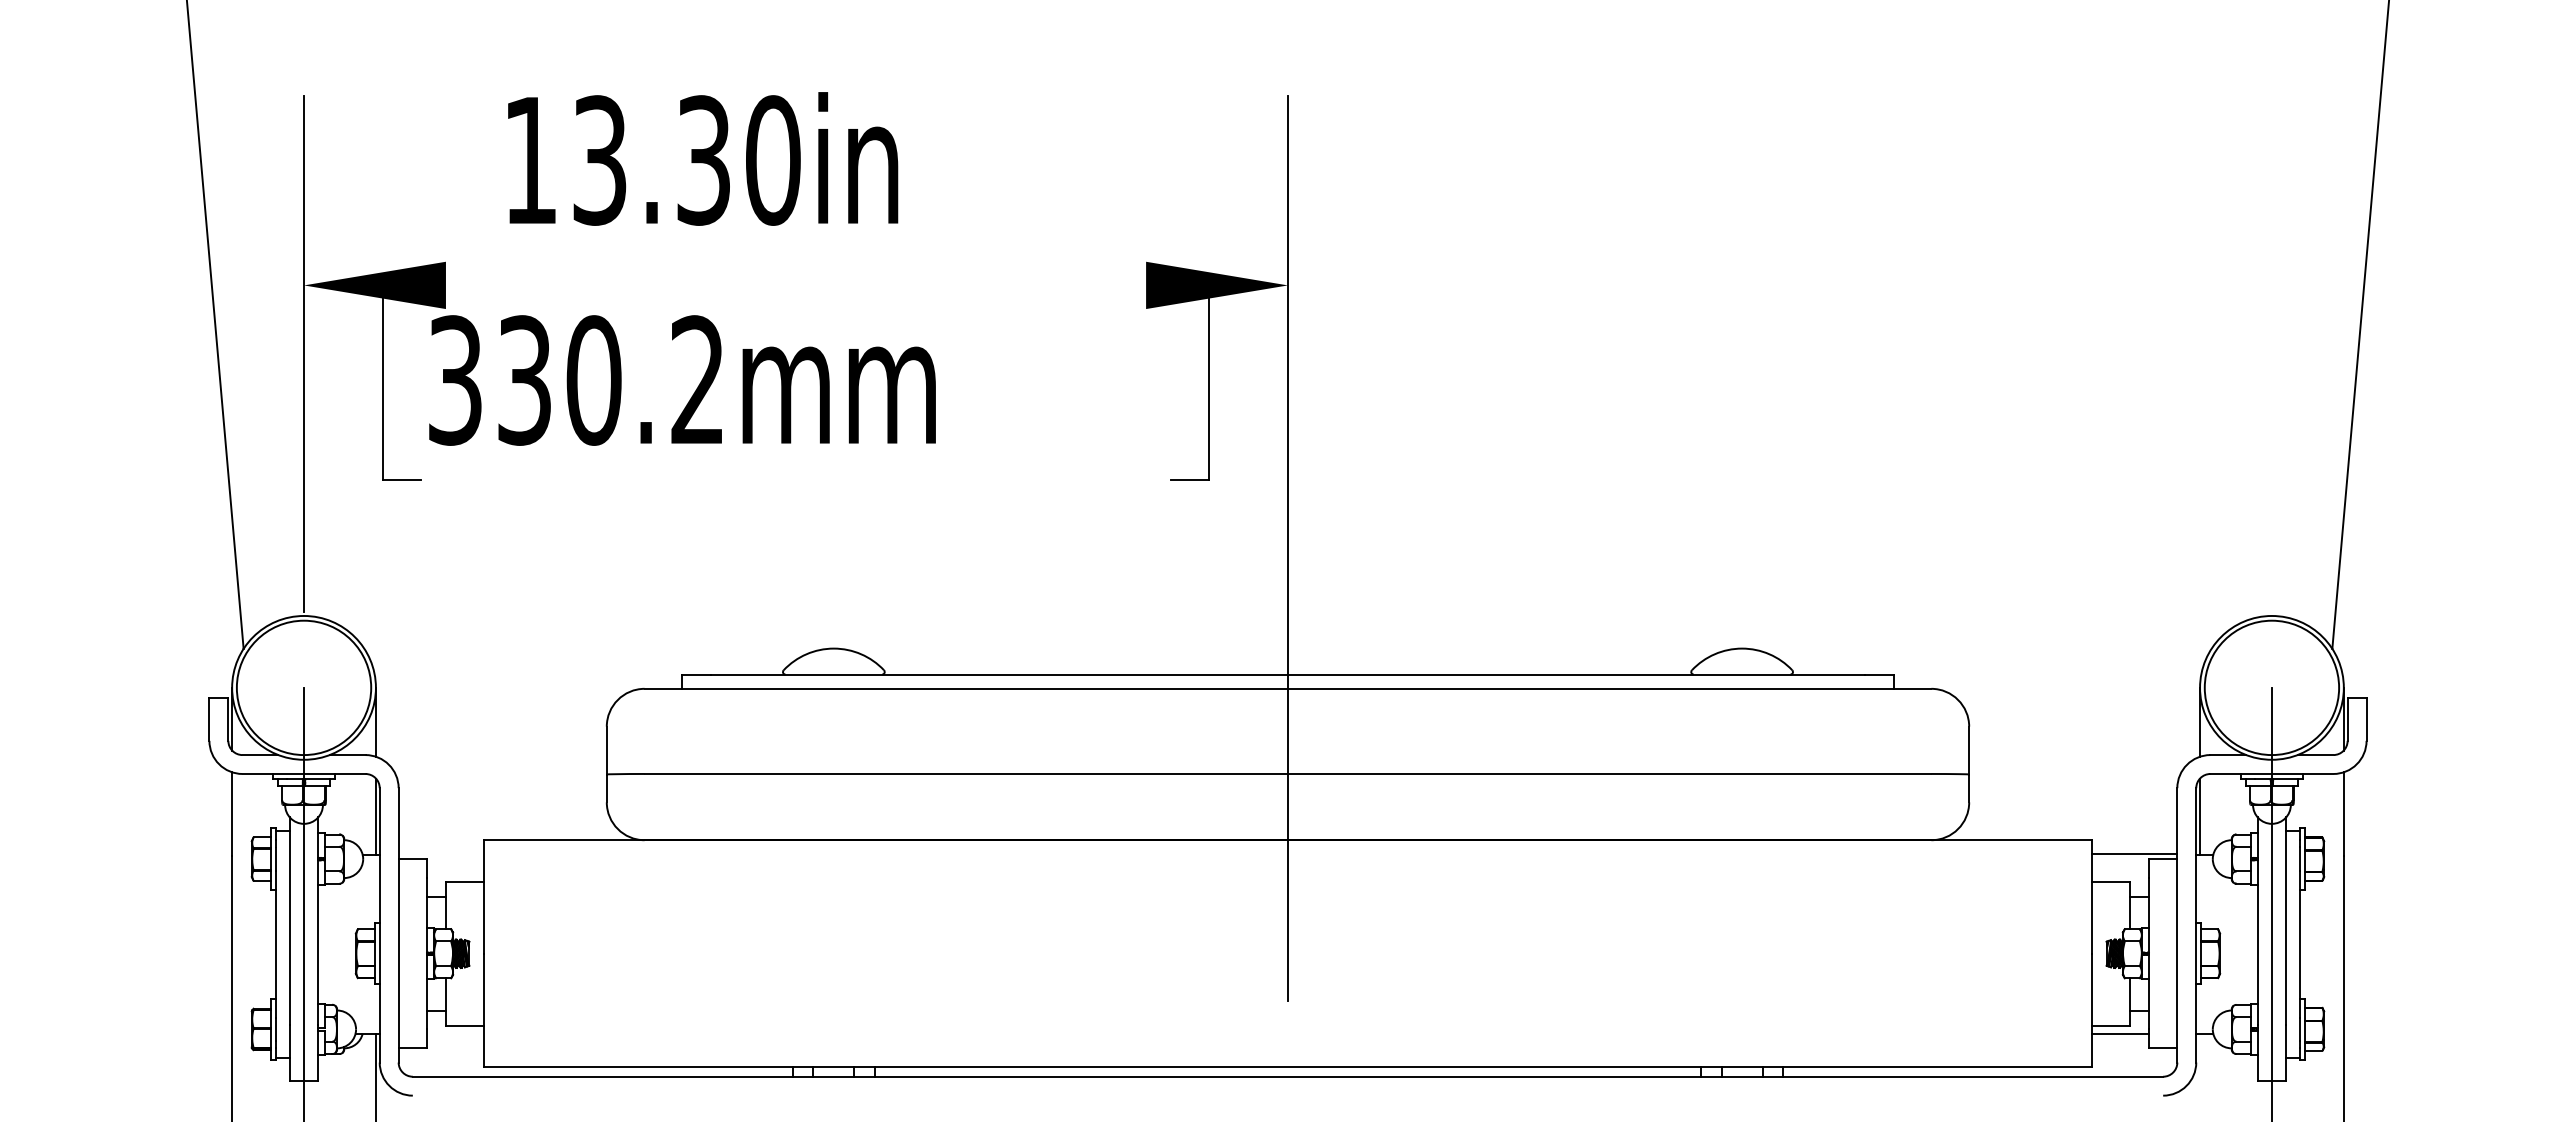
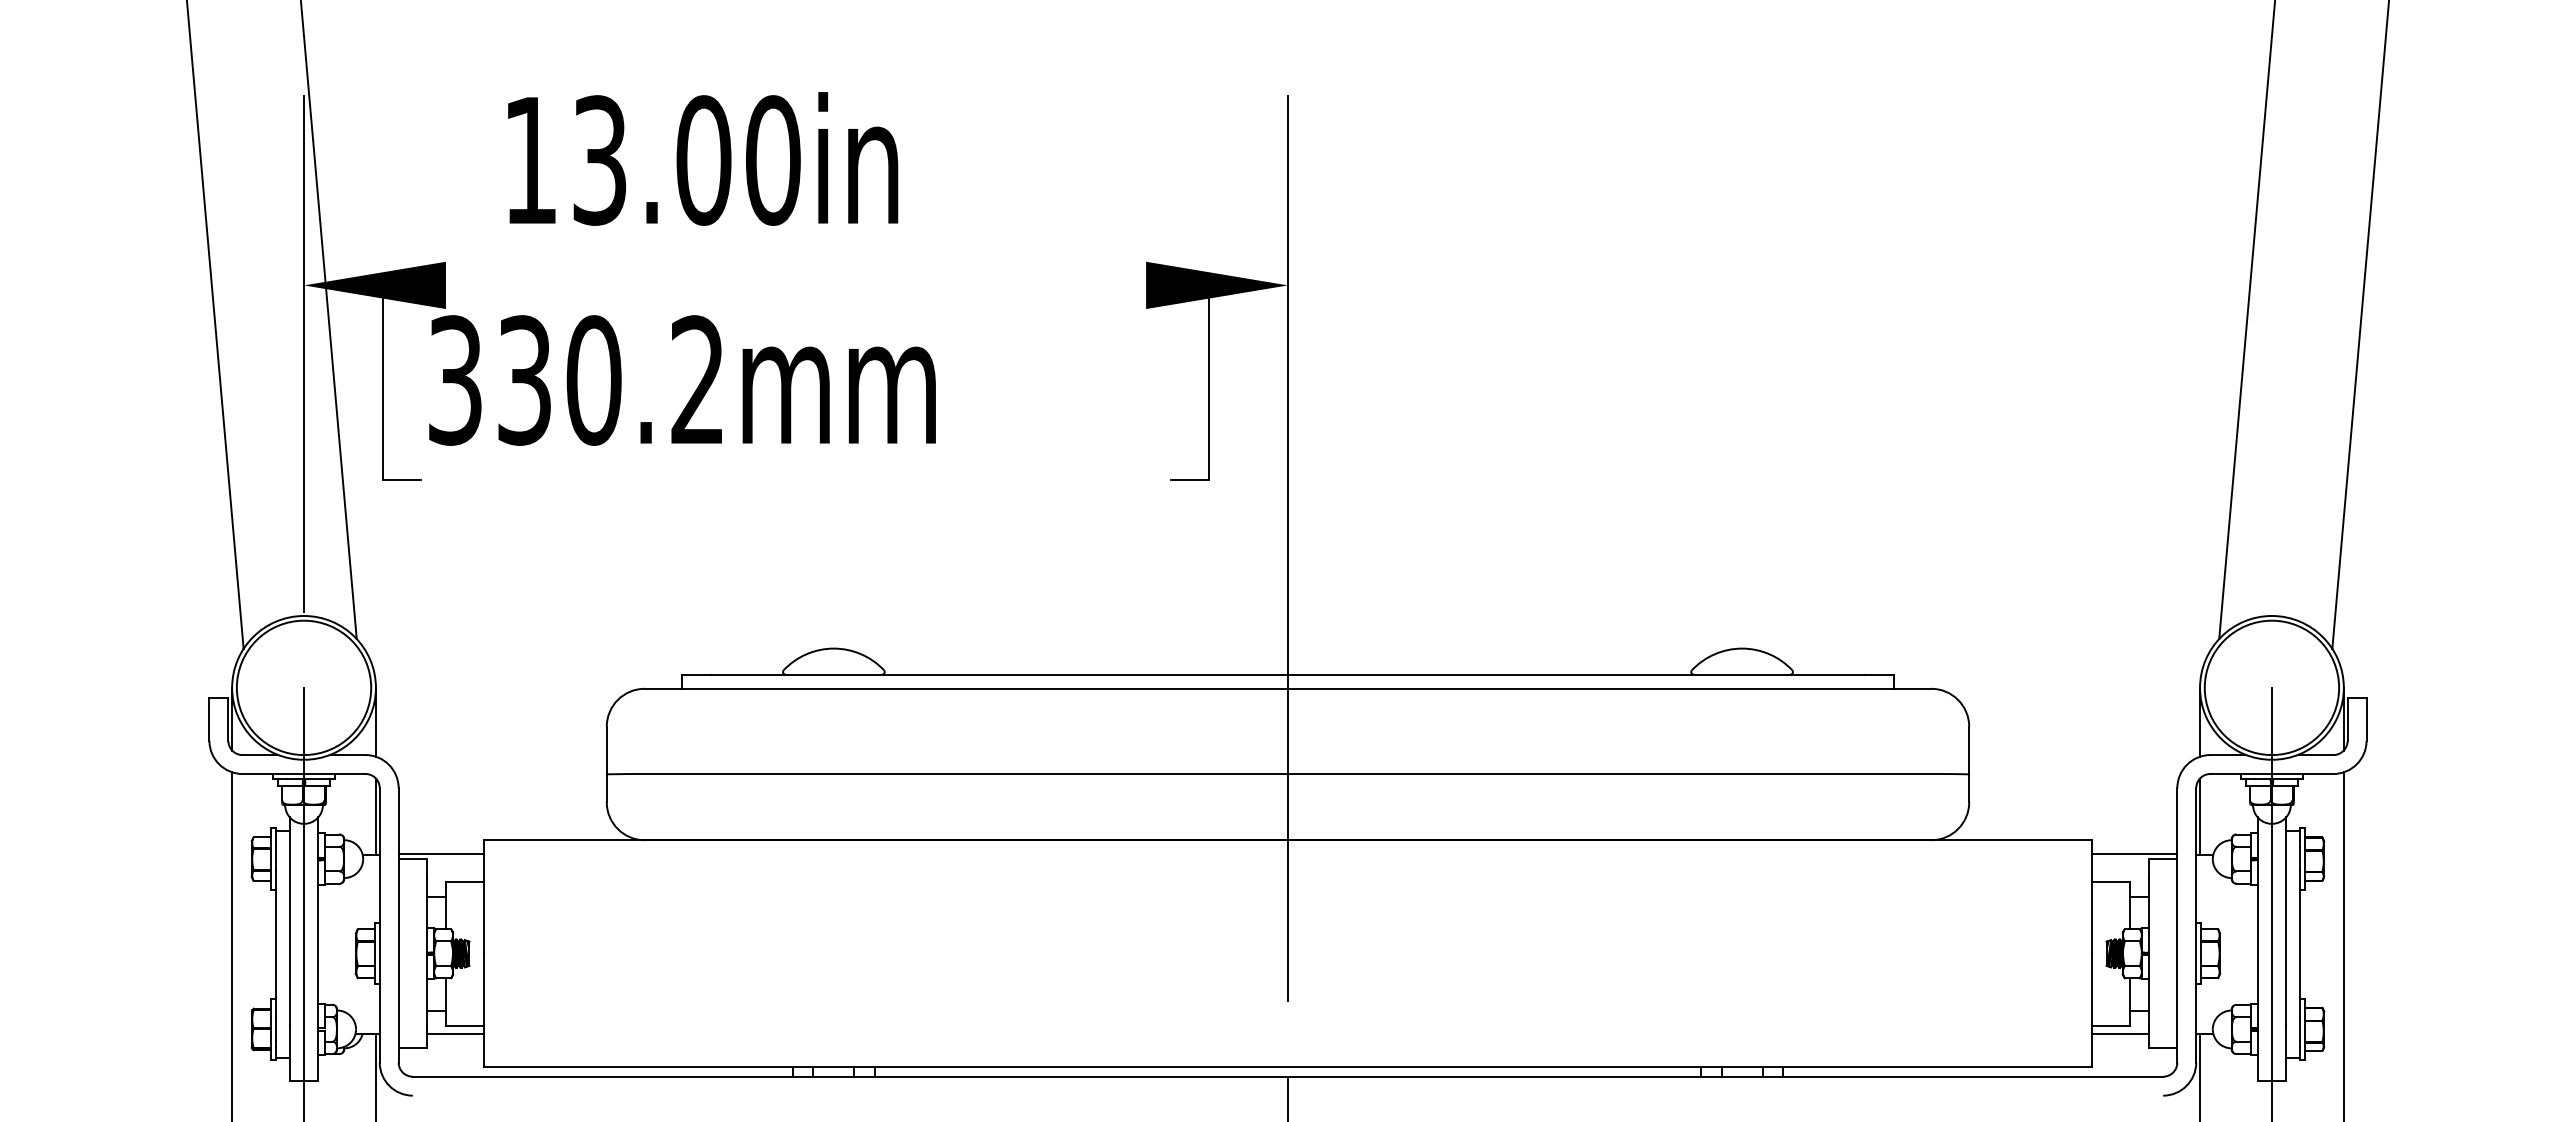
text: 13.30in -> 13.00in (703, 160)
line: none -> present (328, 320)
line: none -> present (2246, 320)
line: none -> present (440, 854)
line: none -> present (455, 1034)
line: none -> present (2200, 1075)
line: none -> present (1288, 1097)
